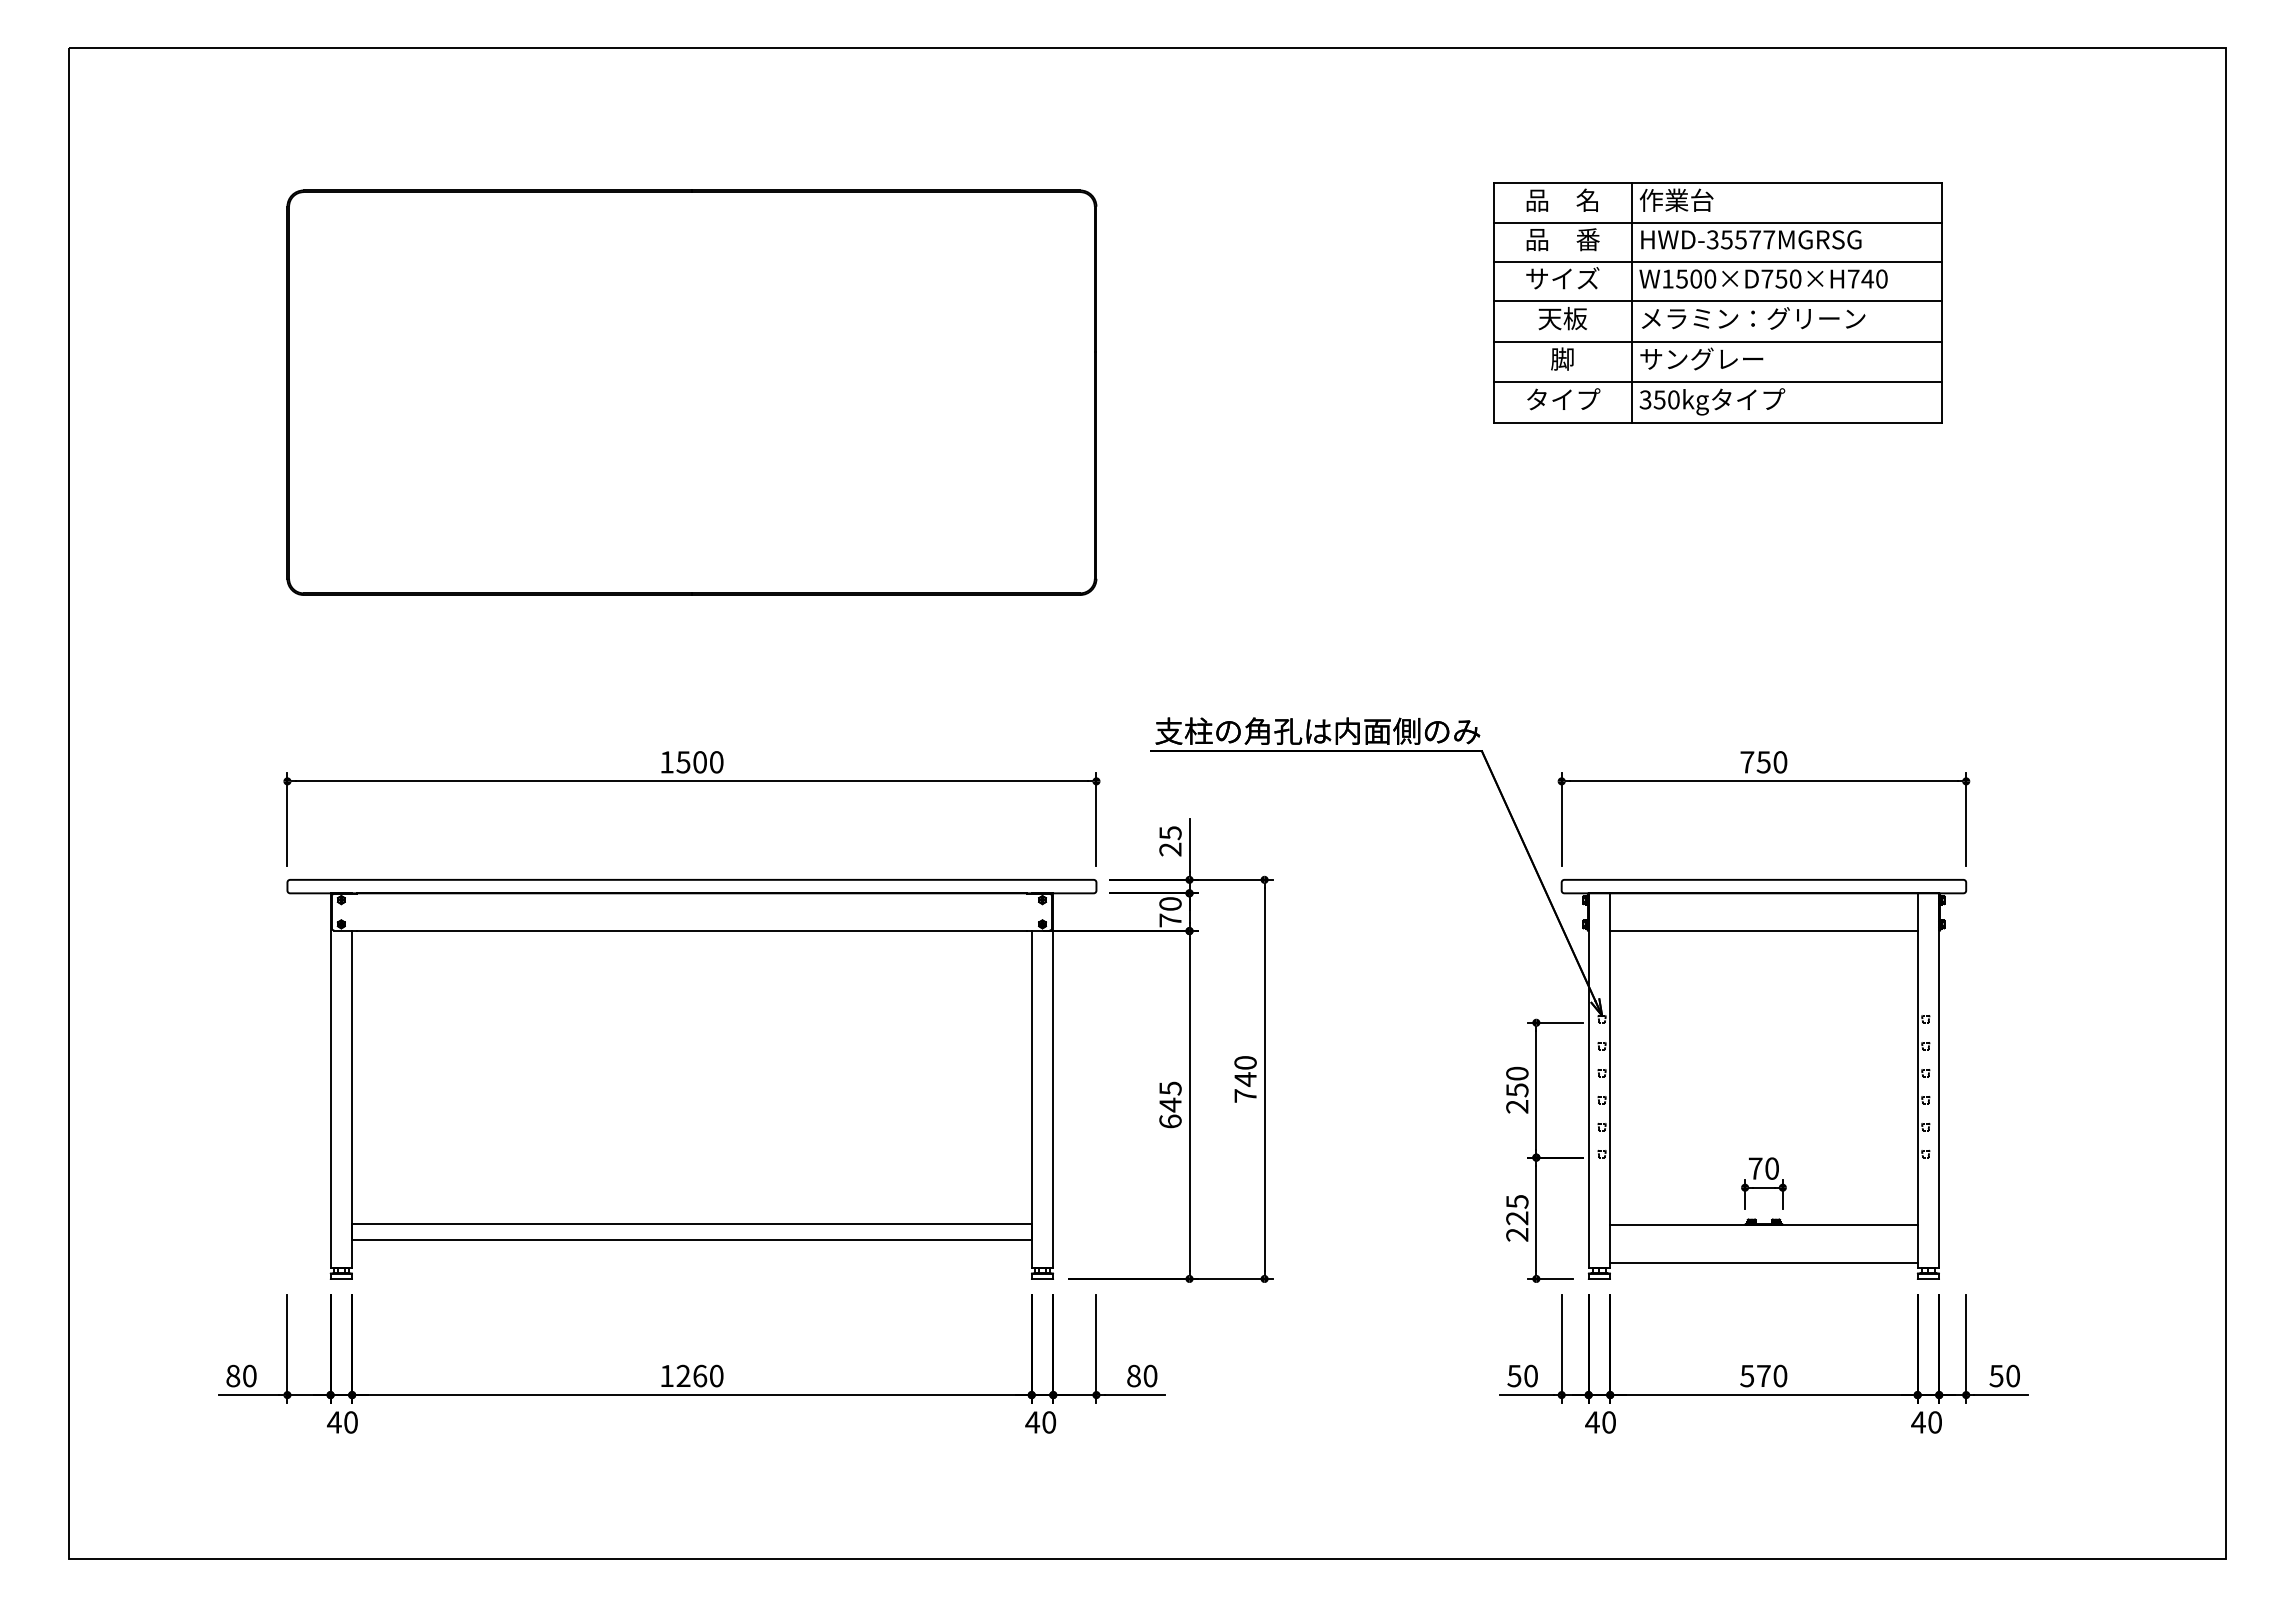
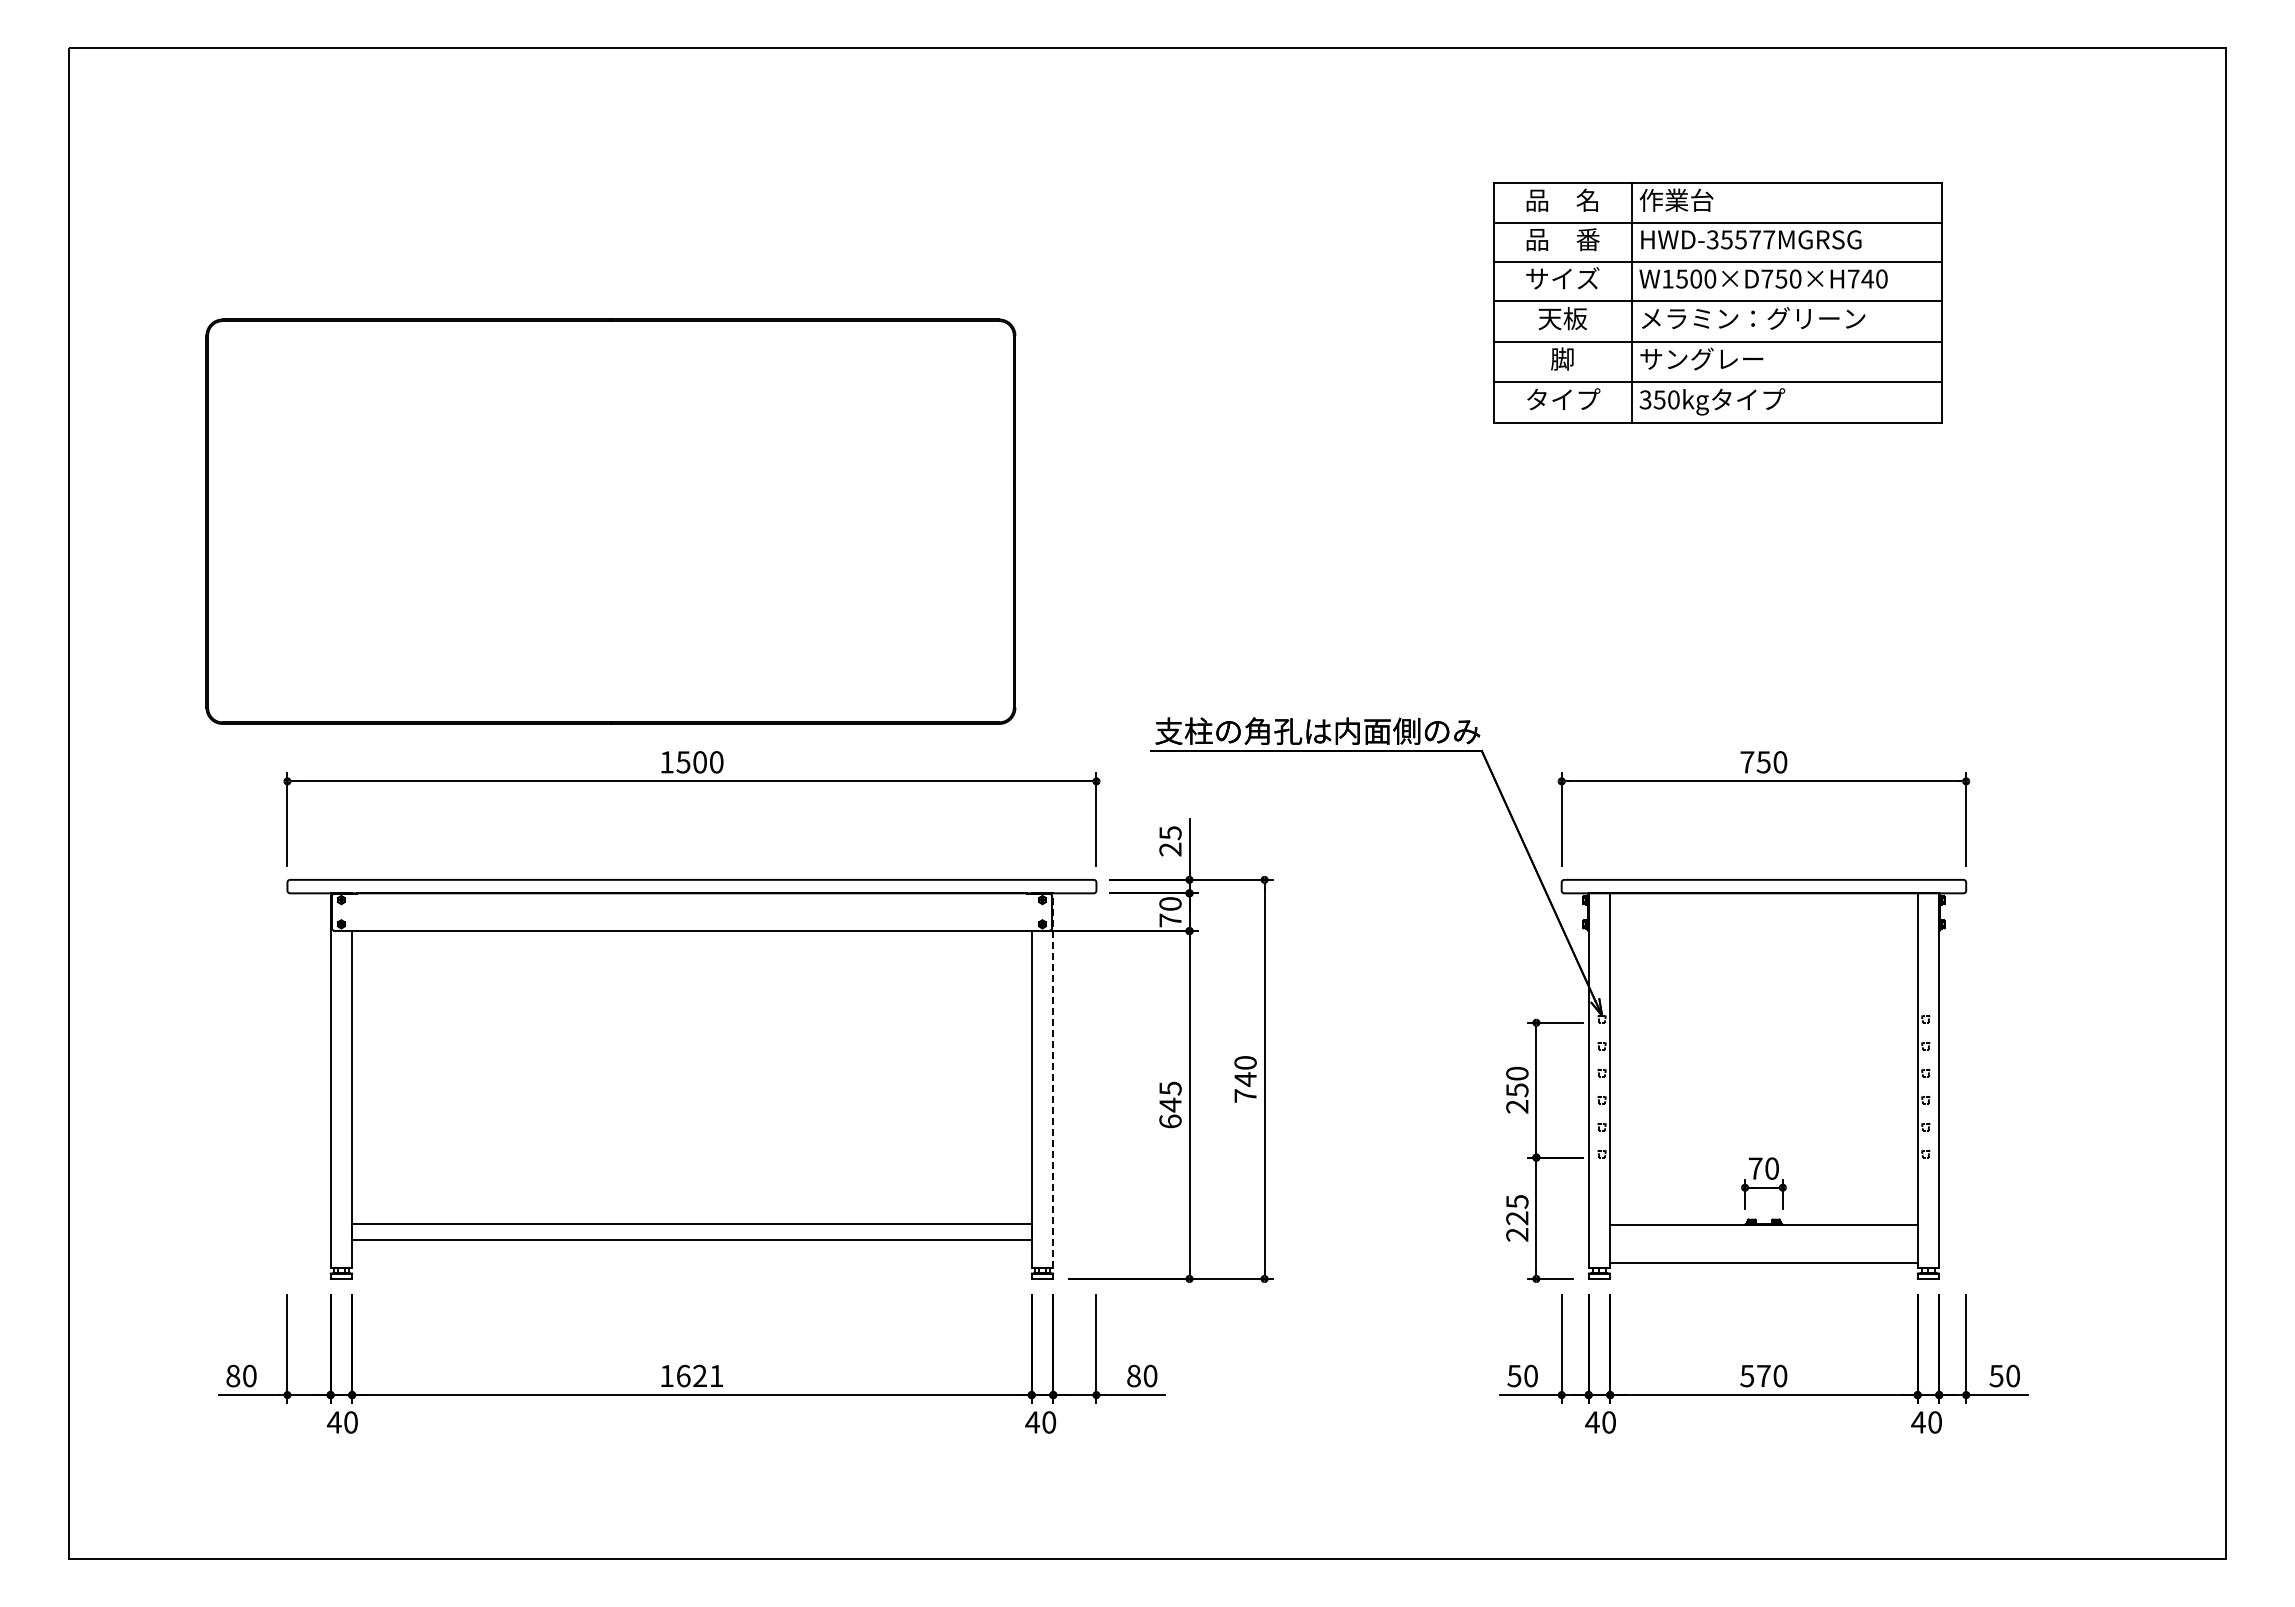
part position: (691, 392) -> (610, 521) (610, 521)
line: present -> none (1763, 931)
line: solid -> dashed (1053, 1080)
text: 1260 -> 1621 (699, 1375)
